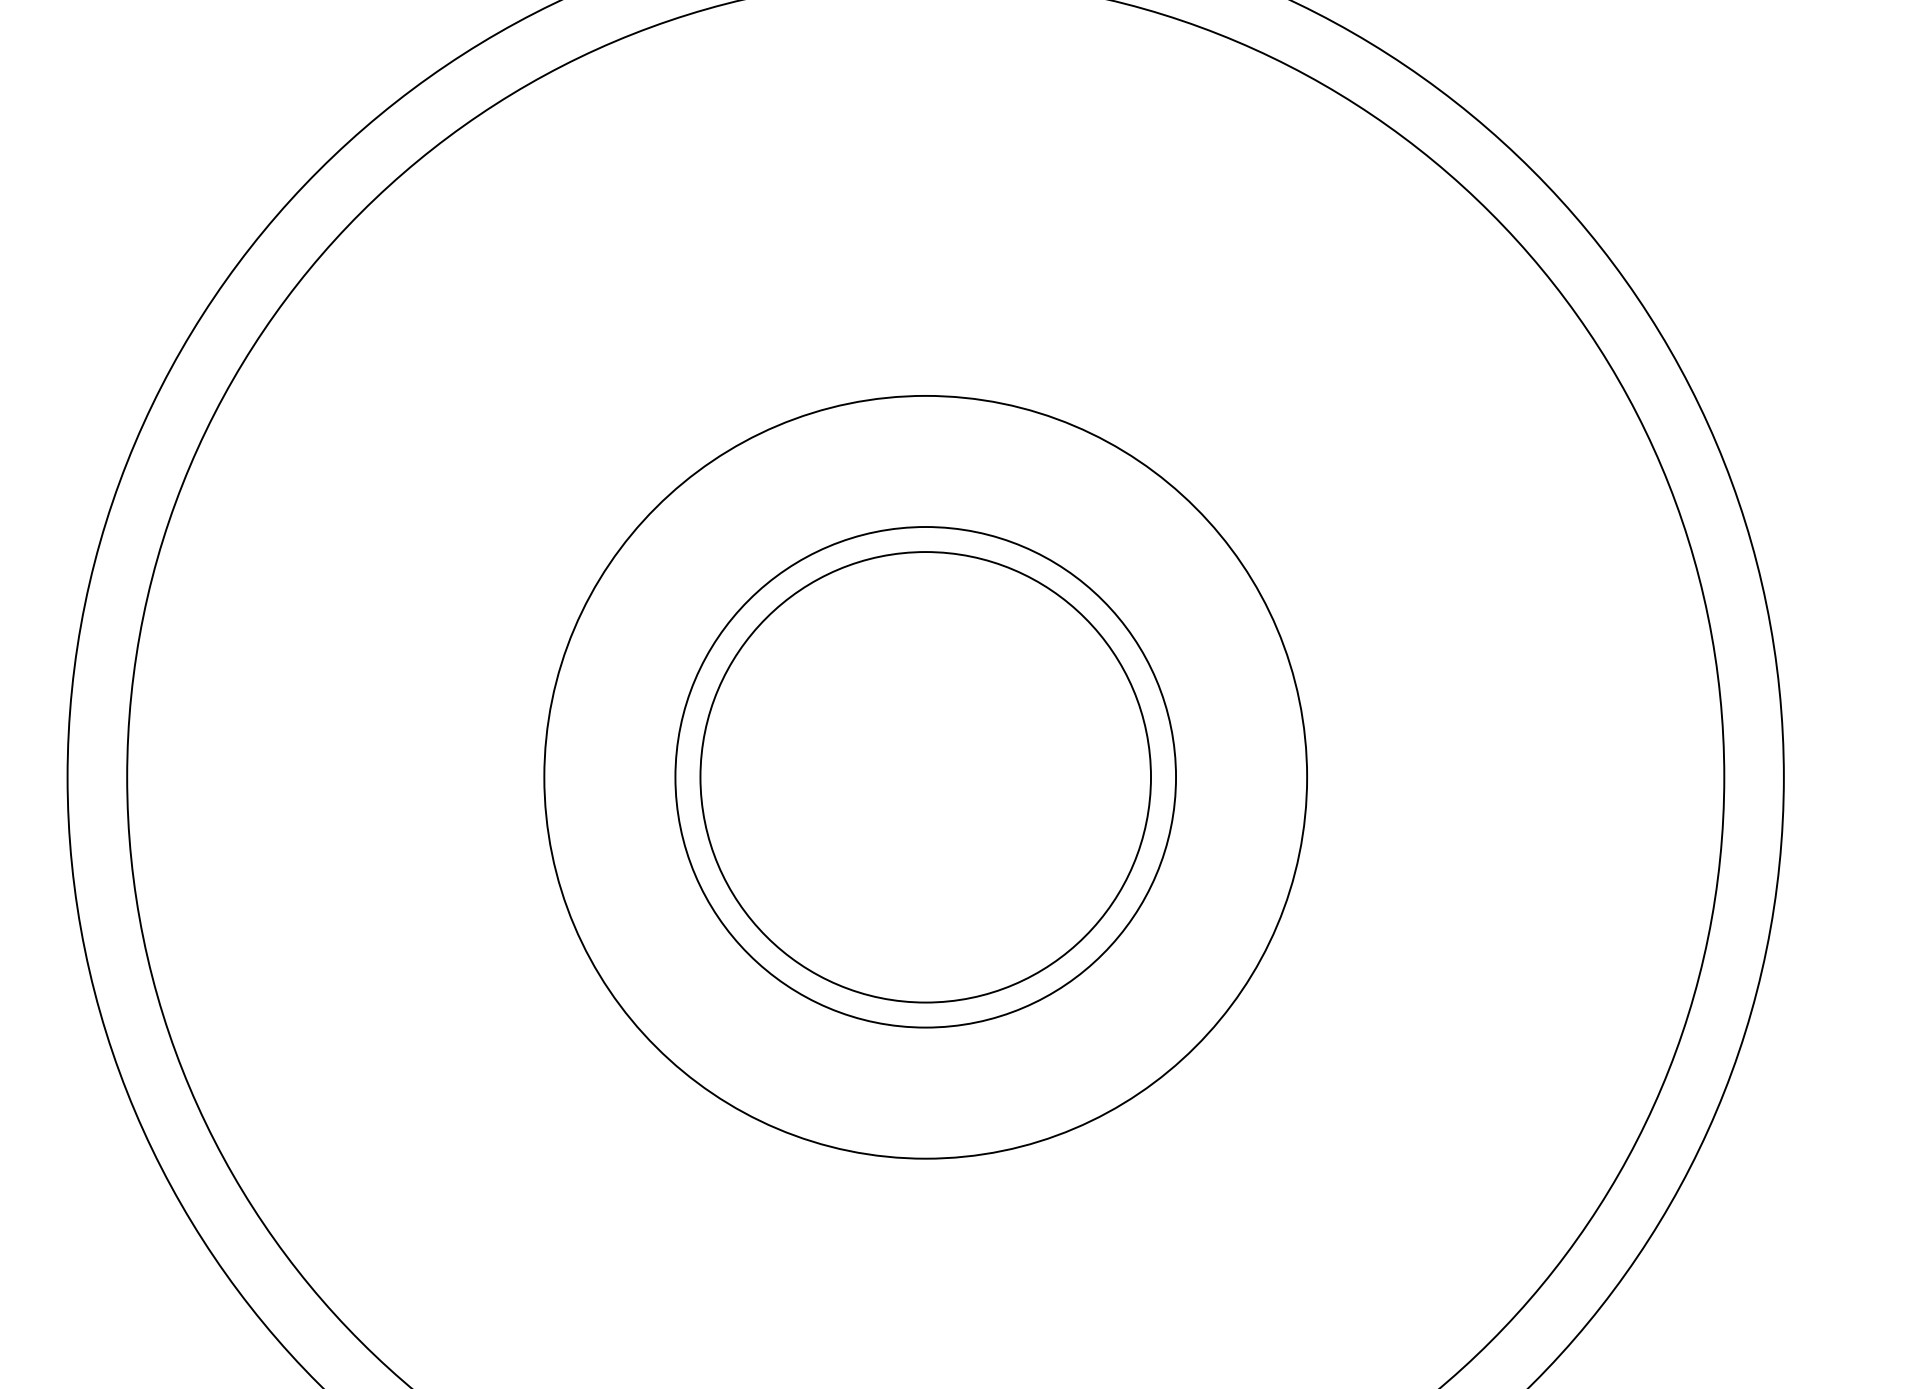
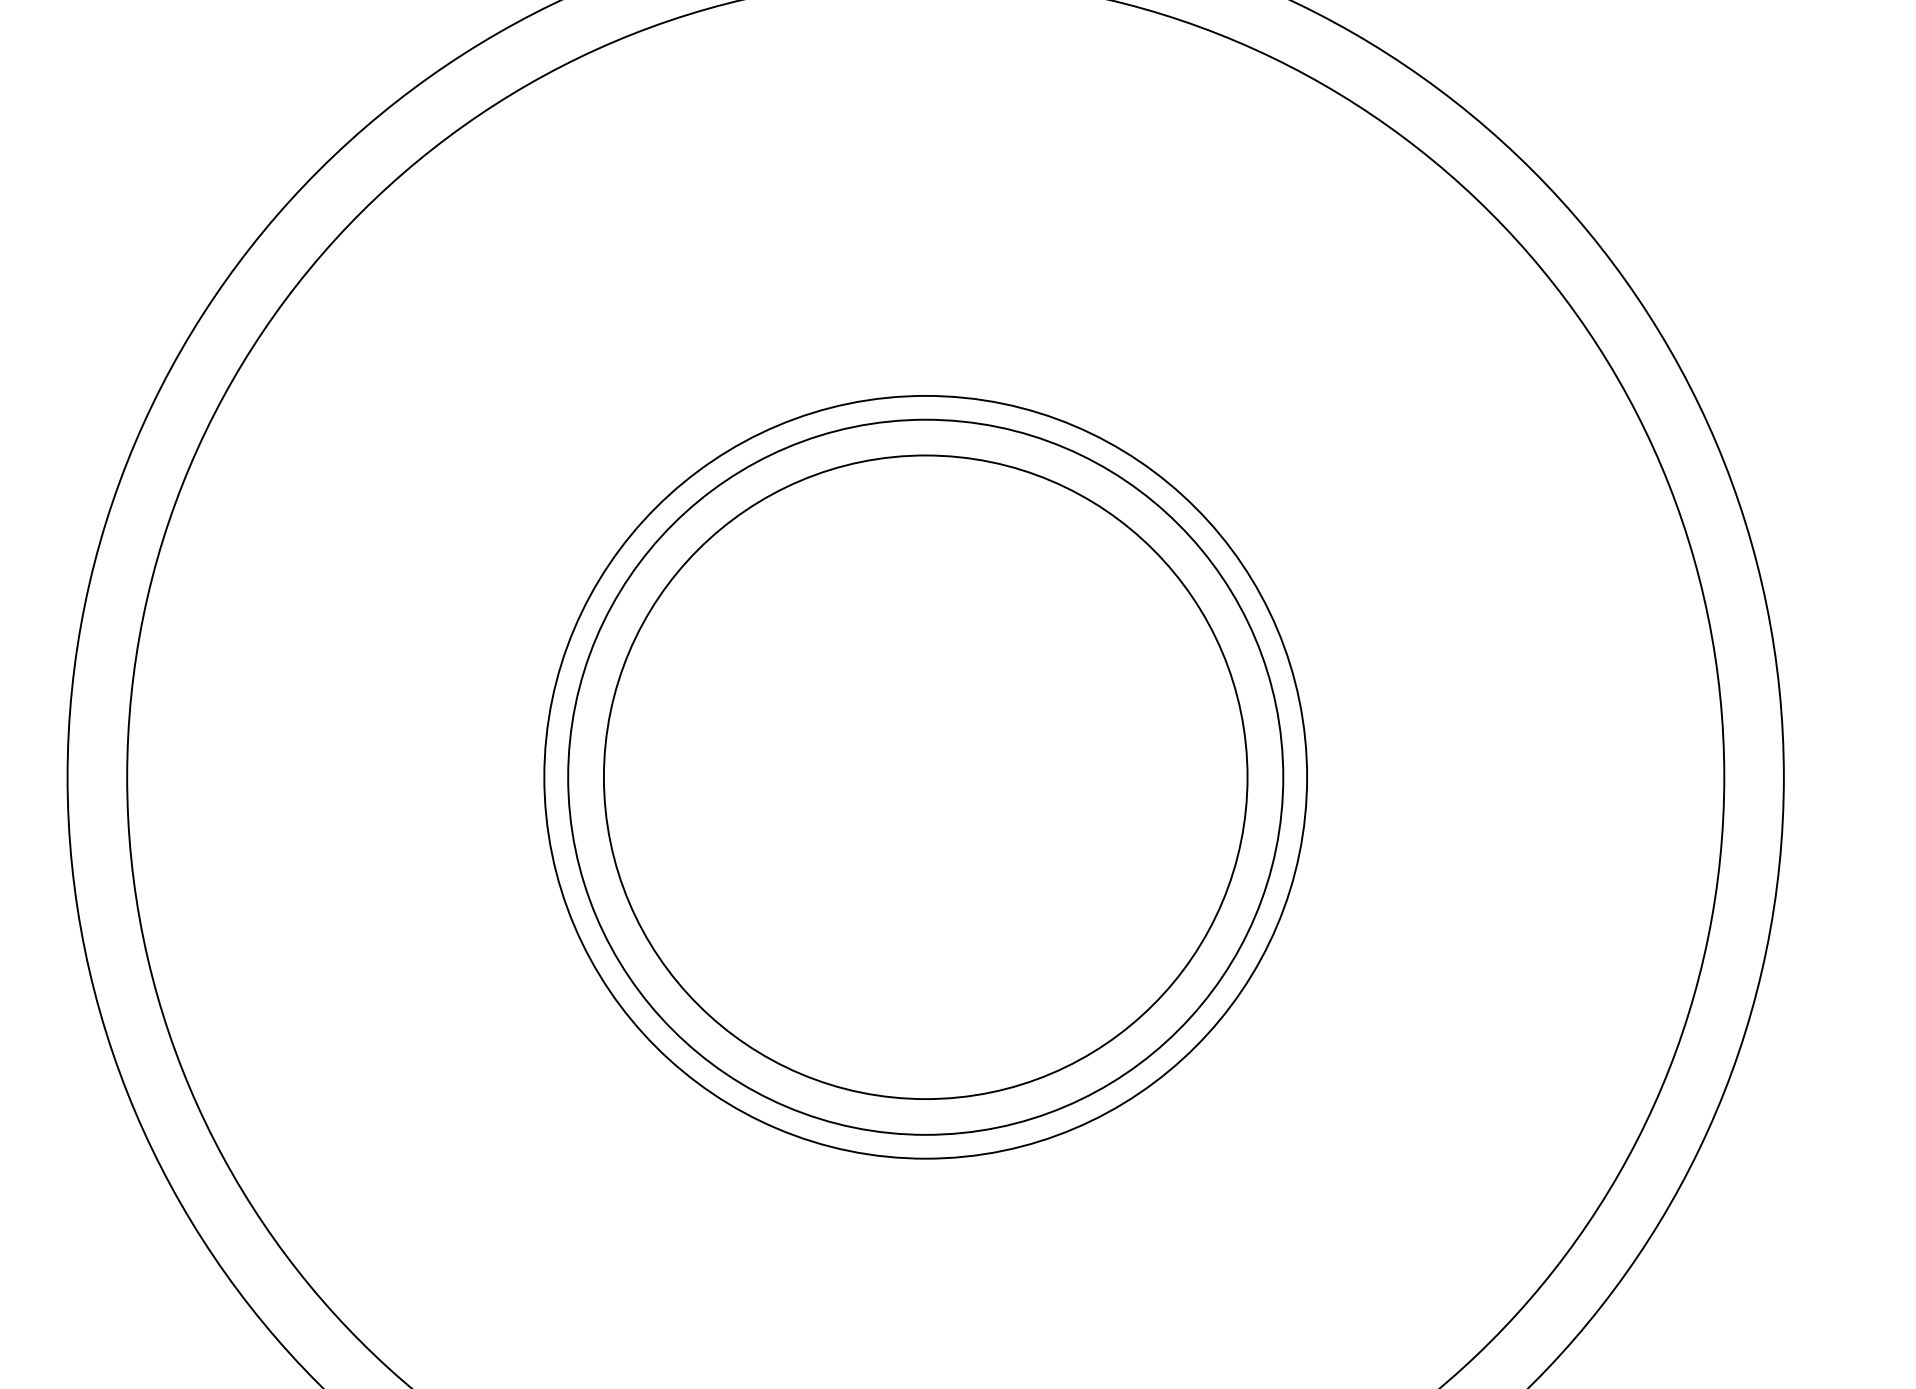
circle diameter: 451 px -> 644 px (925, 777)
circle diameter: 501 px -> 715 px (925, 776)
